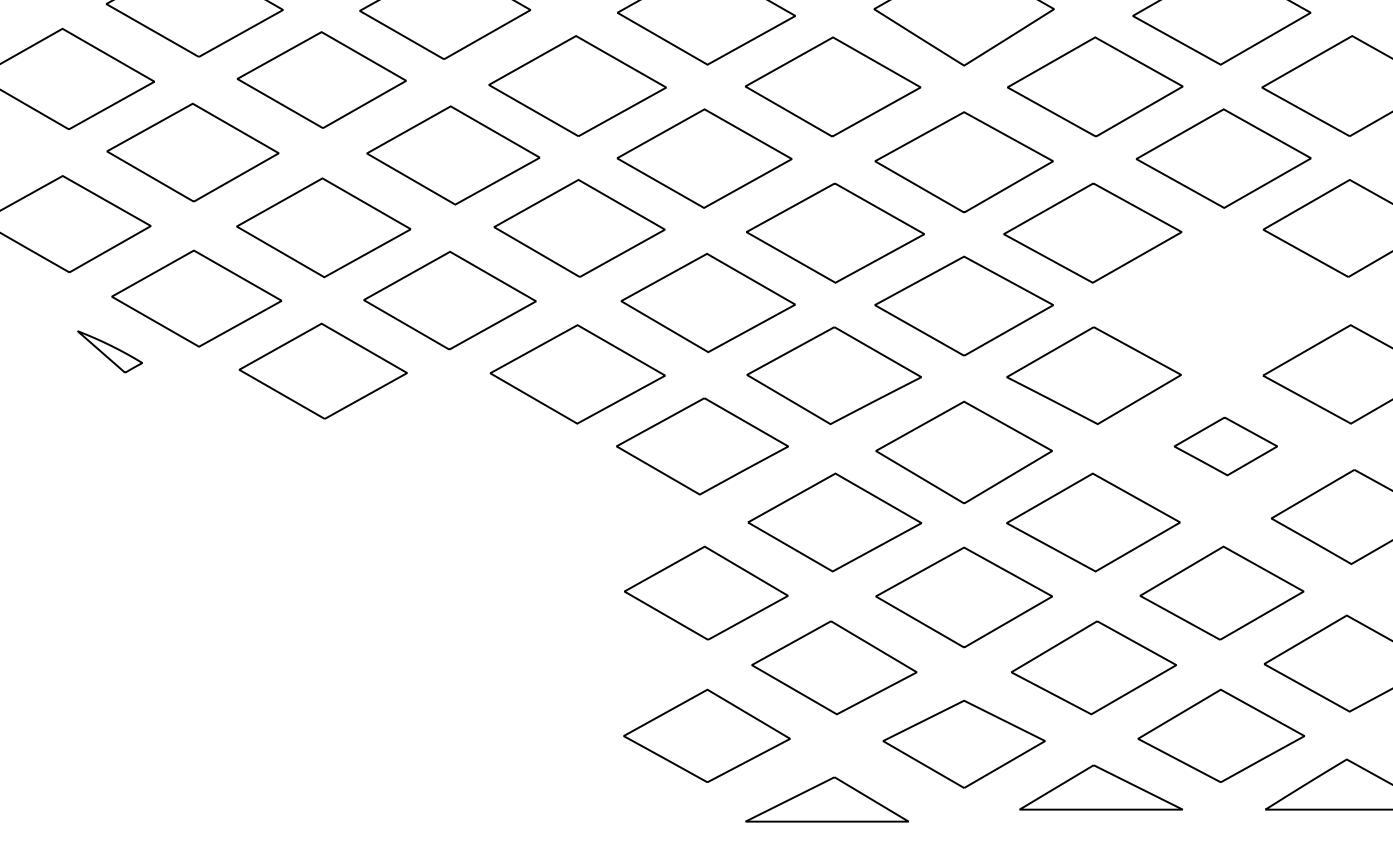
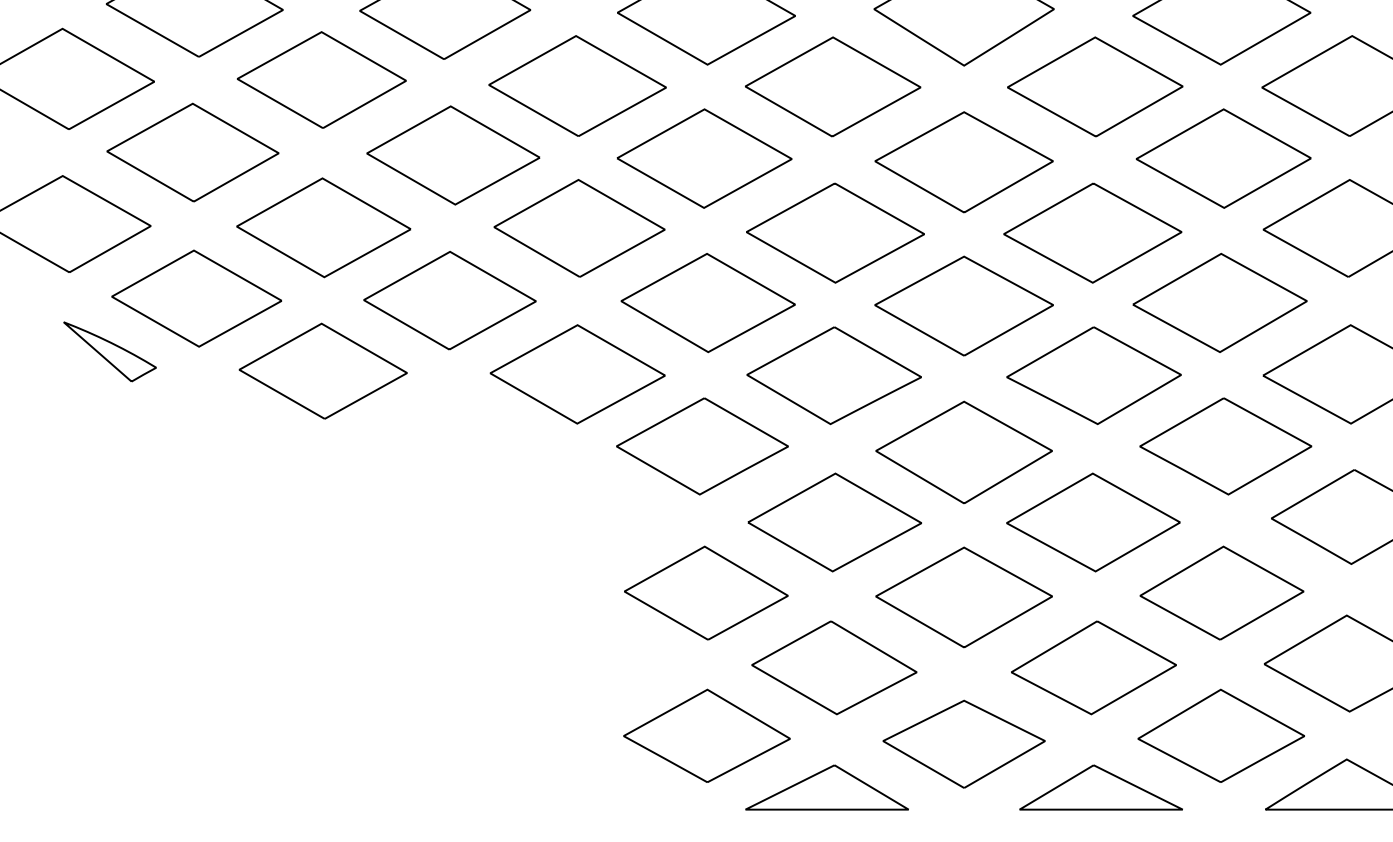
part: none -> present (1219, 302)
part size: 66x44 px -> 94x62 px (109, 351)
part size: 105x61 px -> 174x99 px (1225, 446)
part position: (826, 799) -> (826, 787) (826, 787)
